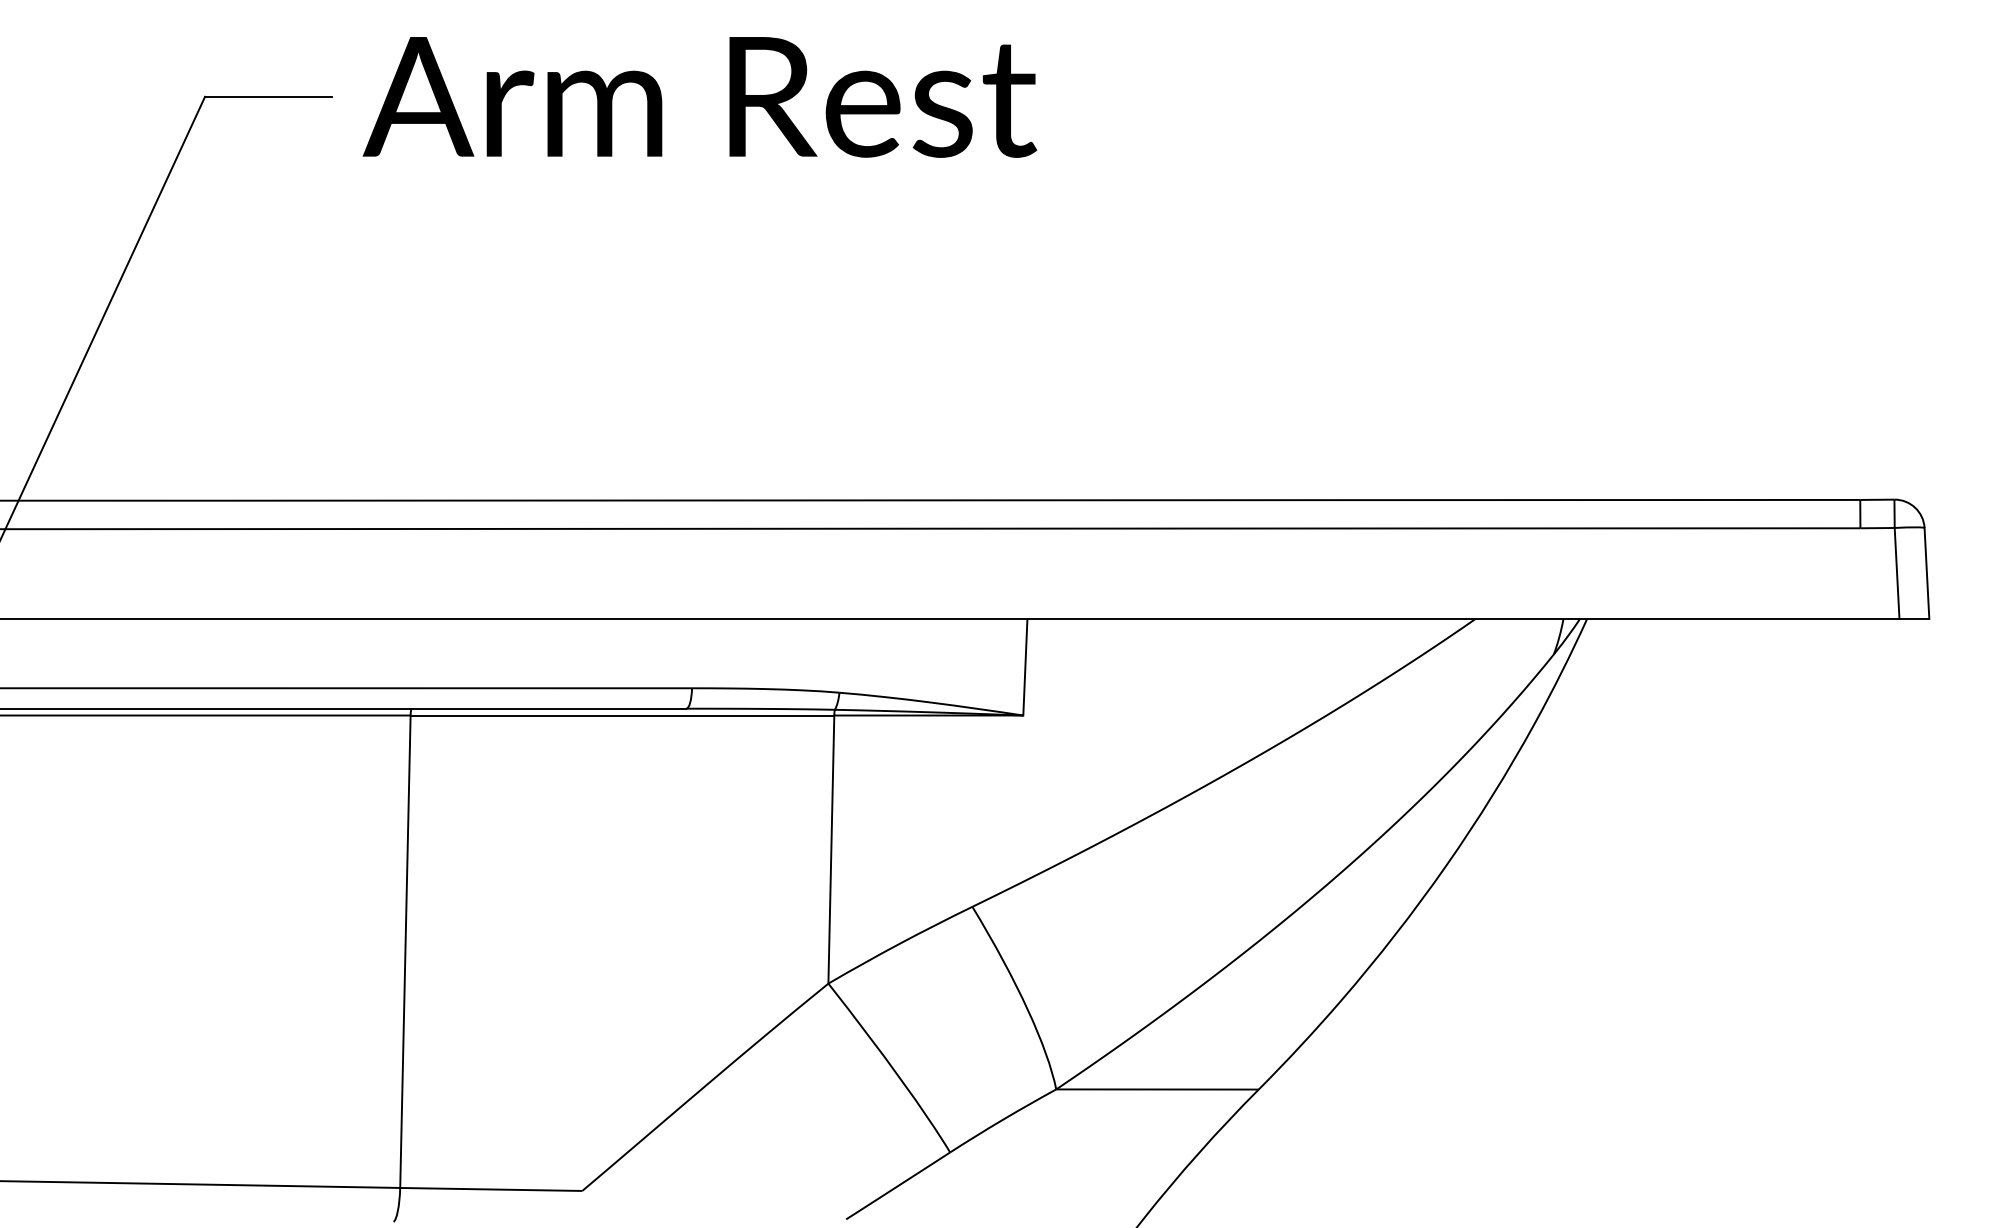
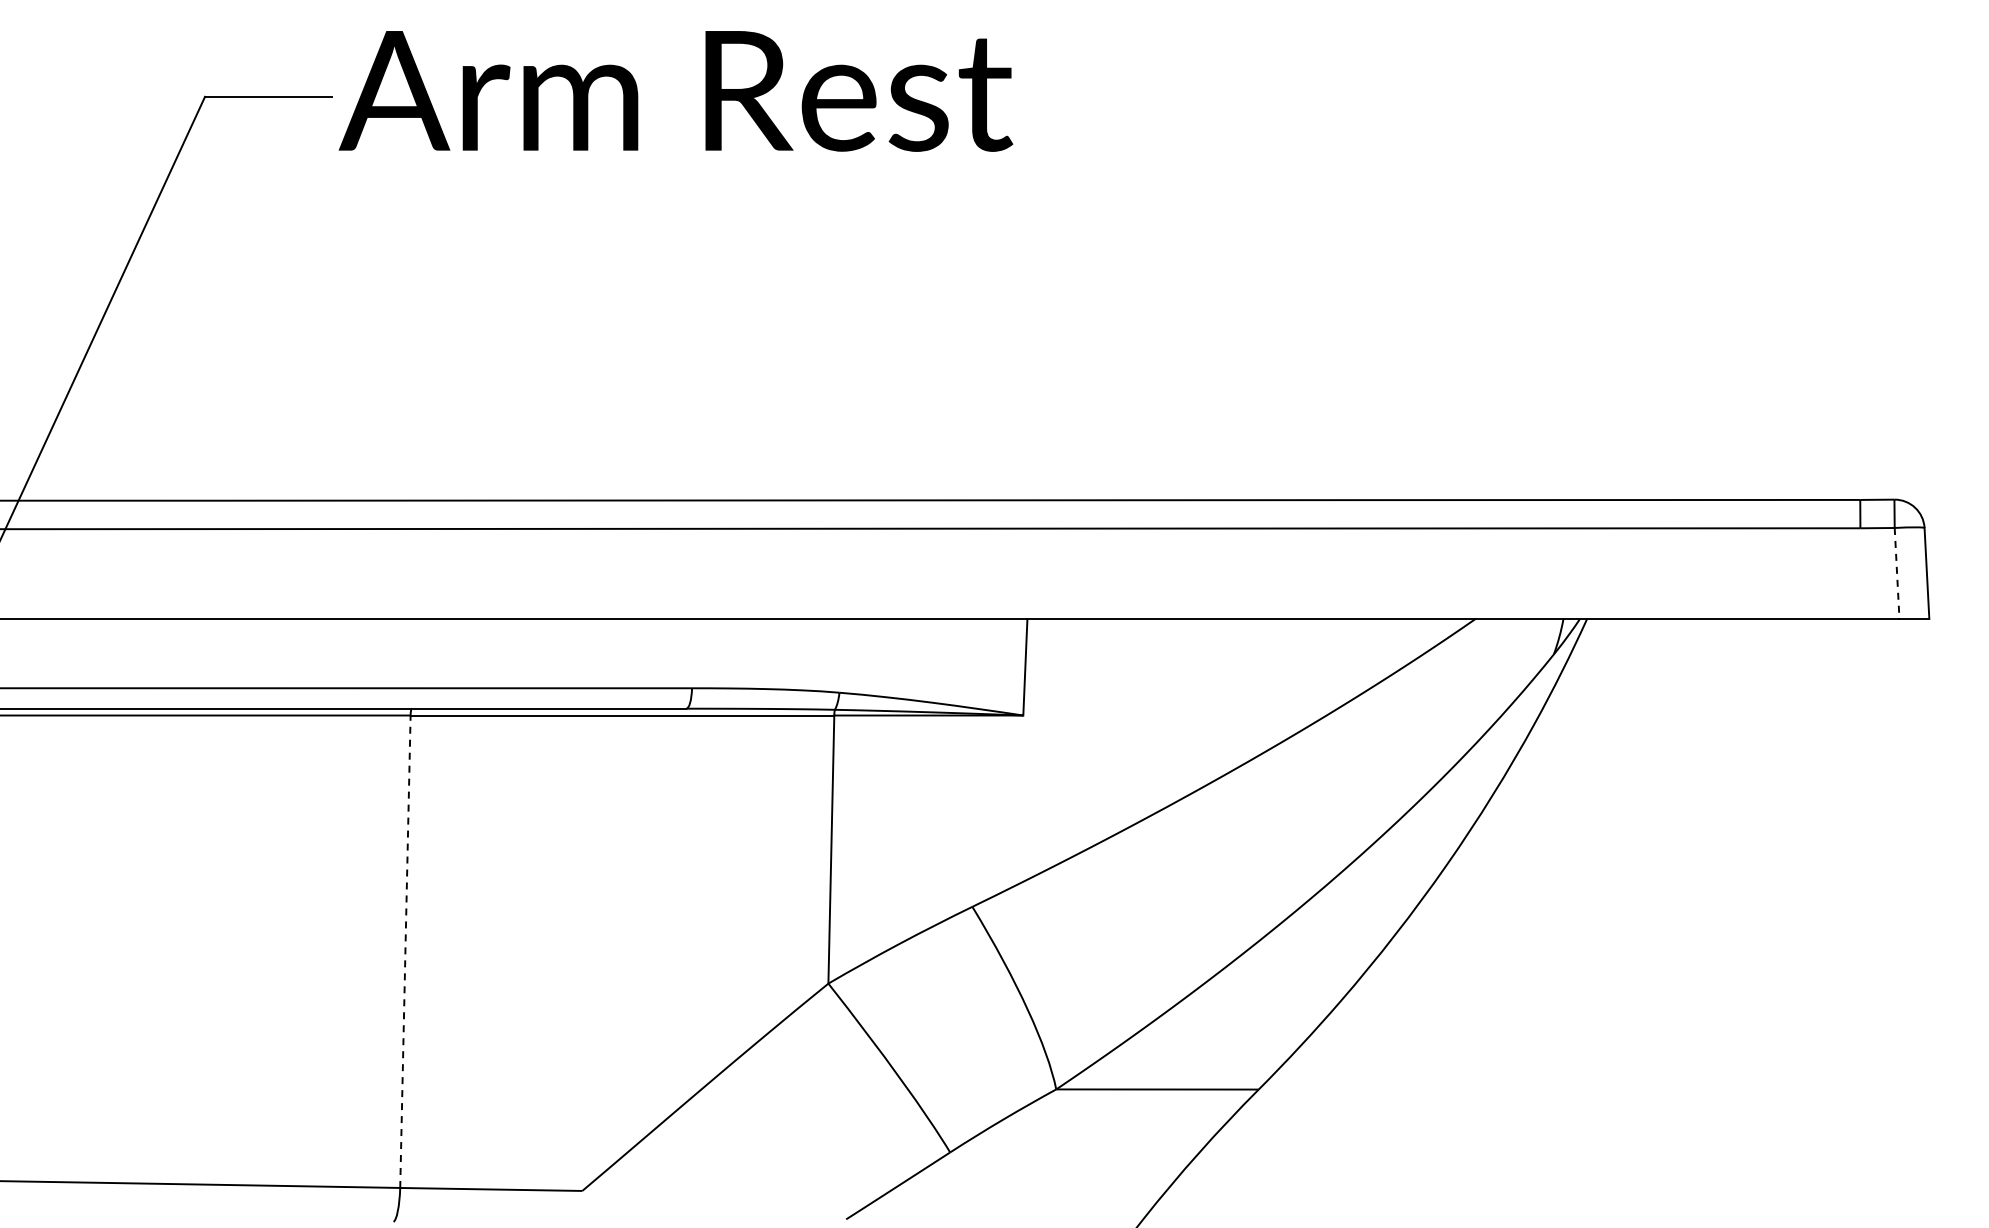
text position: (699, 97) -> (675, 91) (675, 91)
line: solid -> dashed (1897, 573)
line: solid -> dashed (405, 951)
